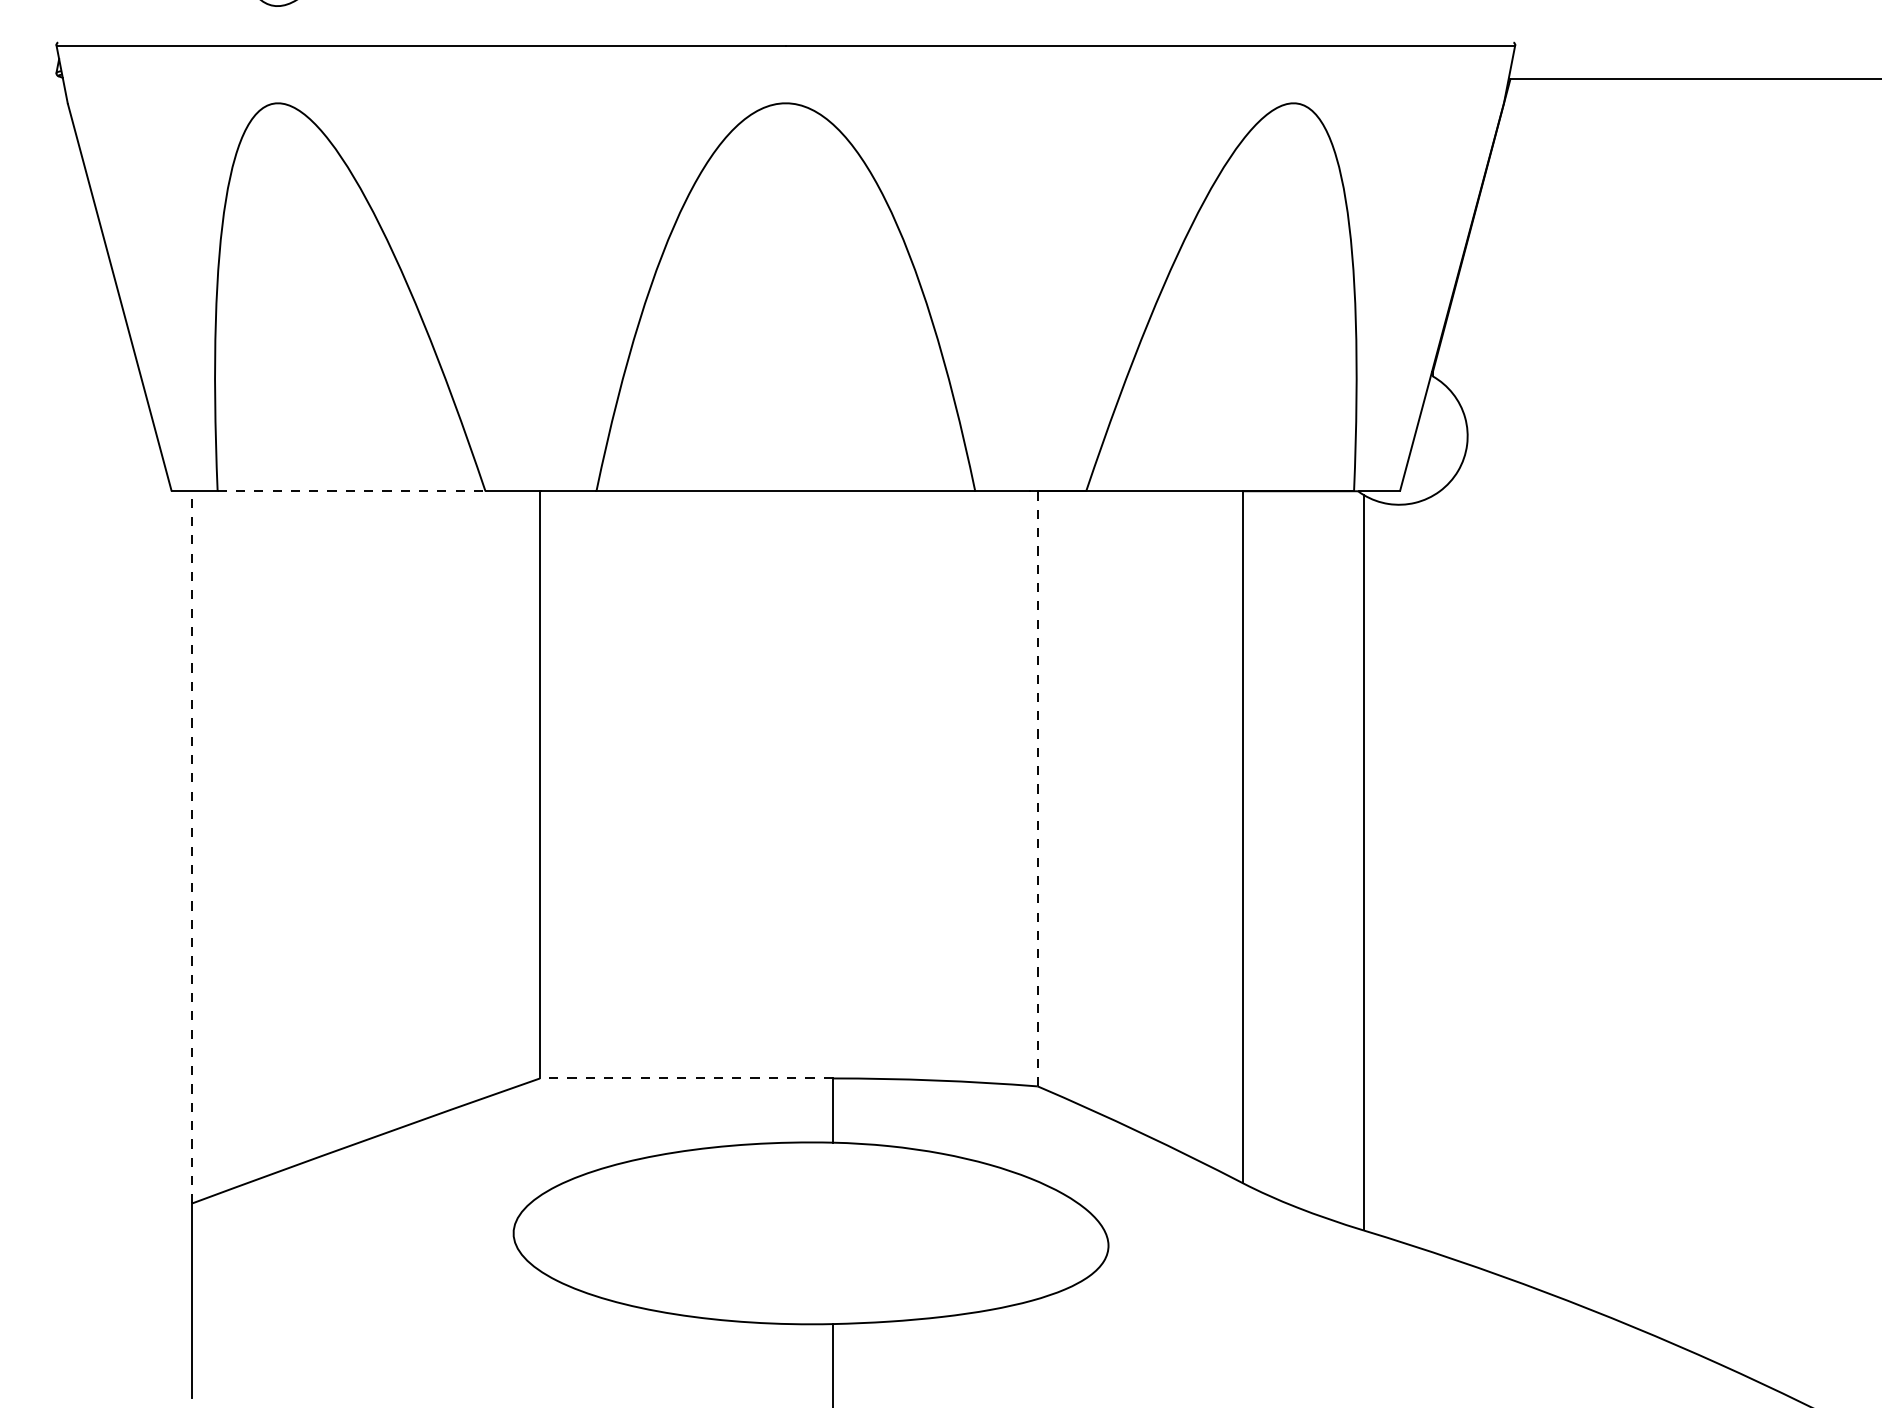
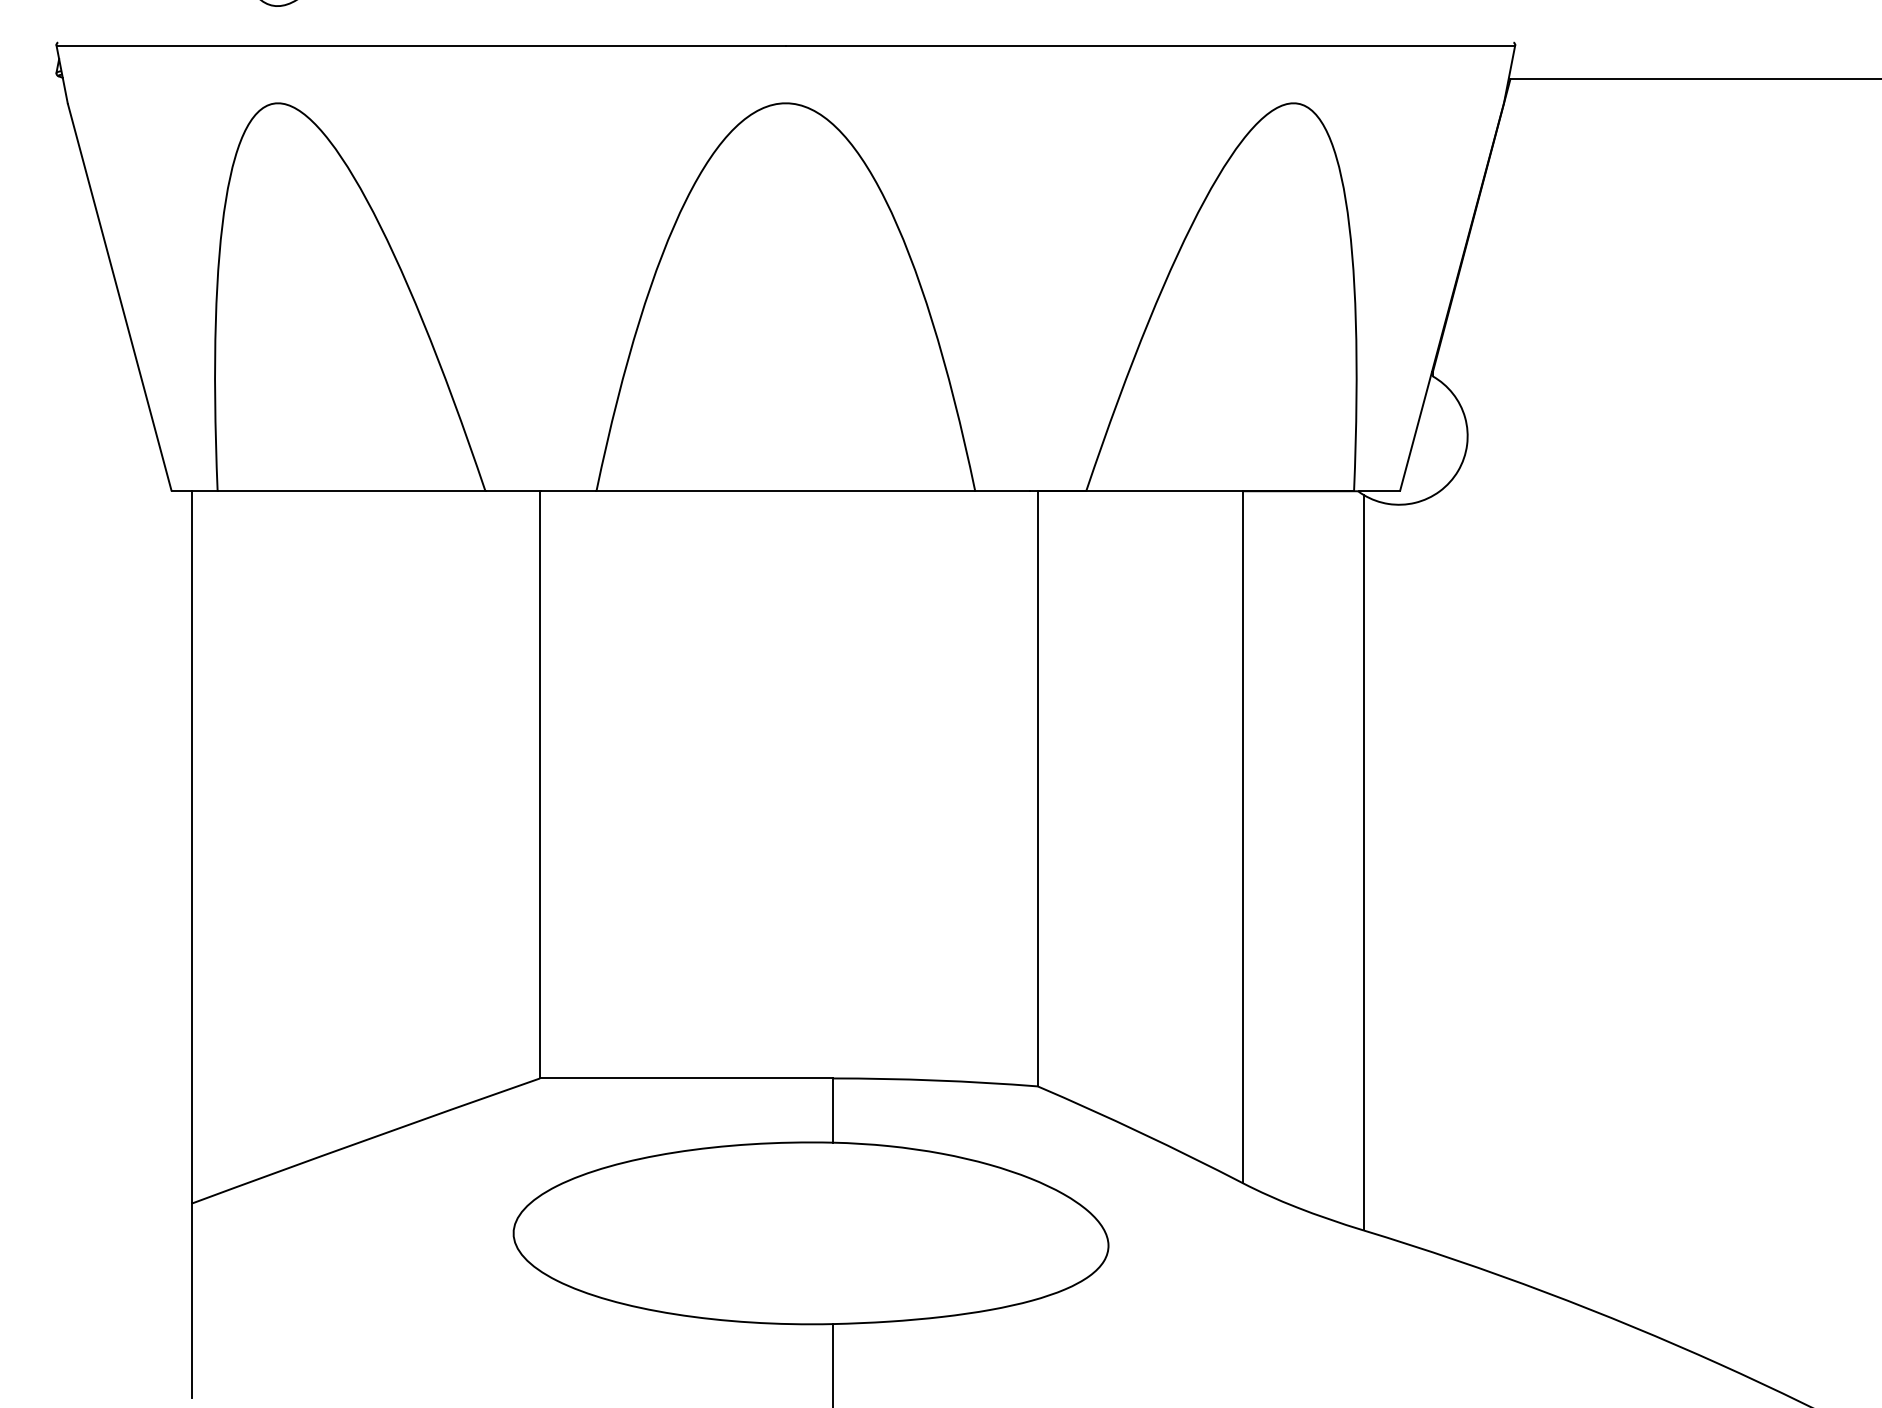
line: dashed -> solid (351, 491)
line: dashed -> solid (1037, 788)
line: dashed -> solid (192, 846)
line: dashed -> solid (685, 1078)
